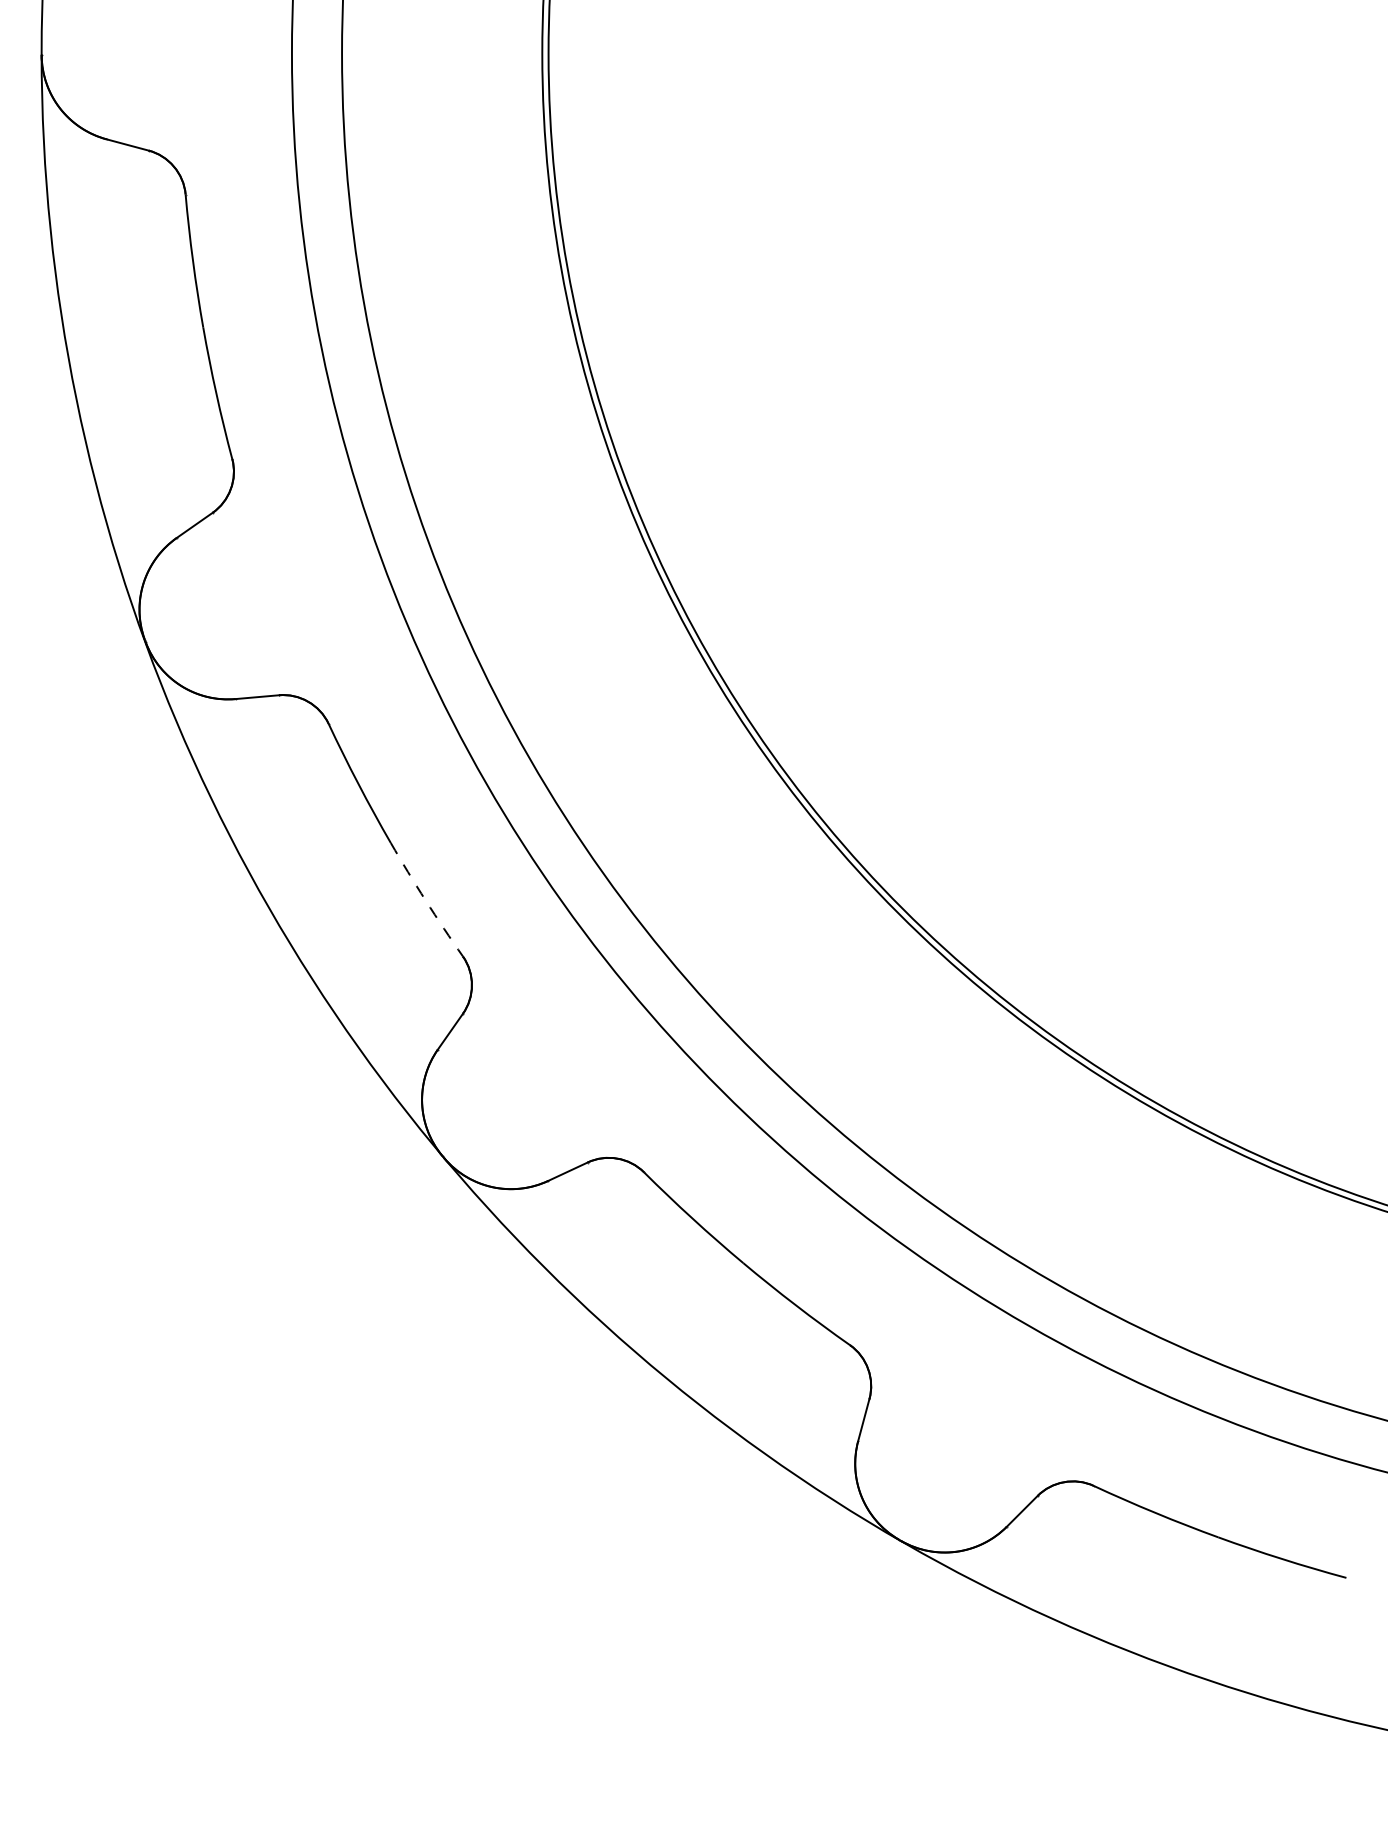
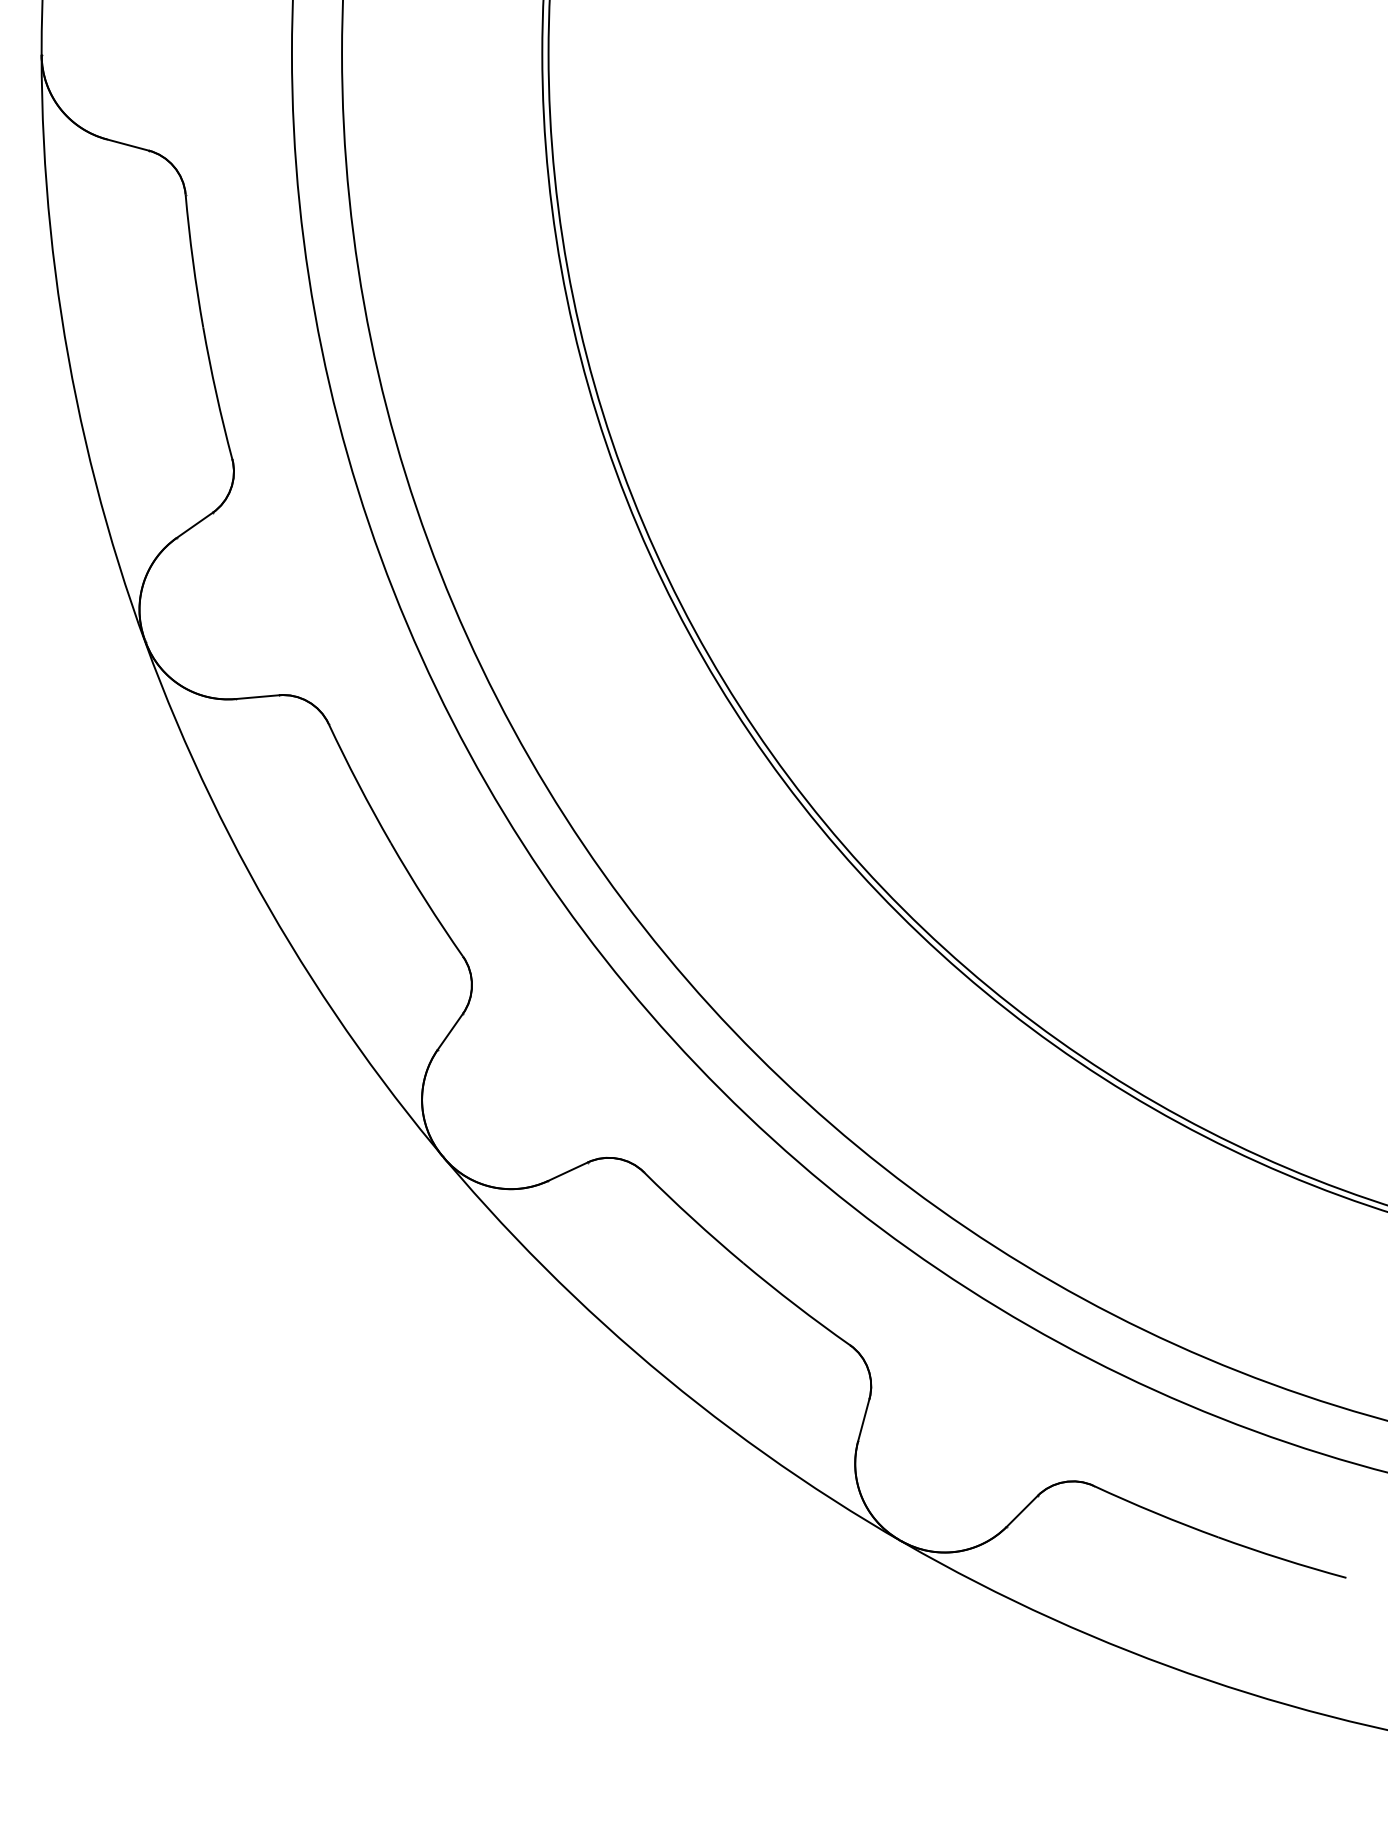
arc: dashed -> solid (425, 900)
